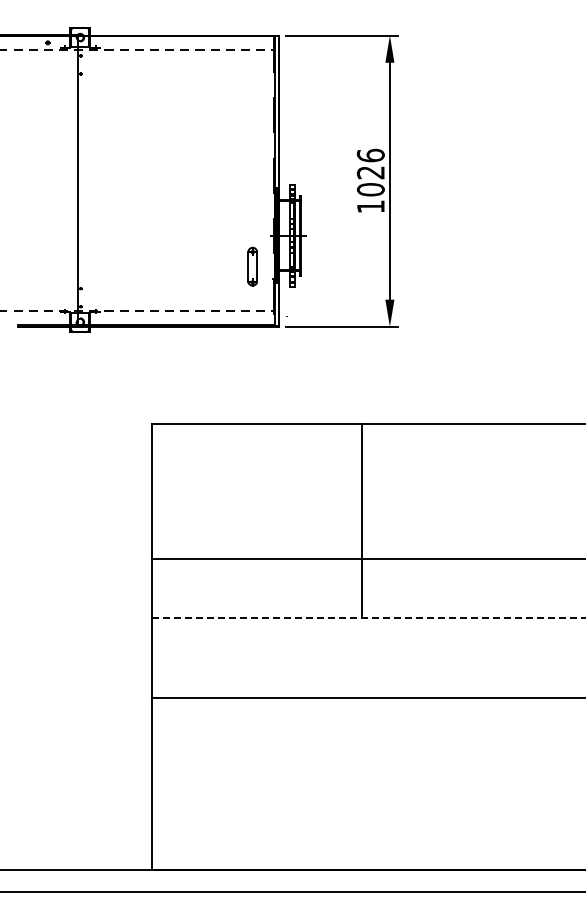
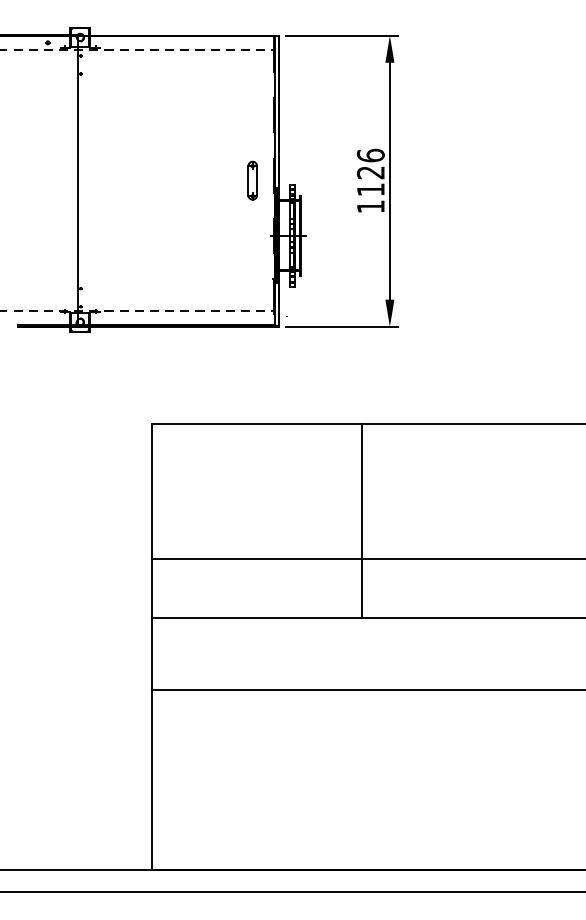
text: 1026 -> 1126 (370, 189)
part position: (252, 266) -> (252, 180) (252, 180)
line: dashed -> solid (368, 617)
line position: (366, 697) -> (366, 689) (366, 689)
